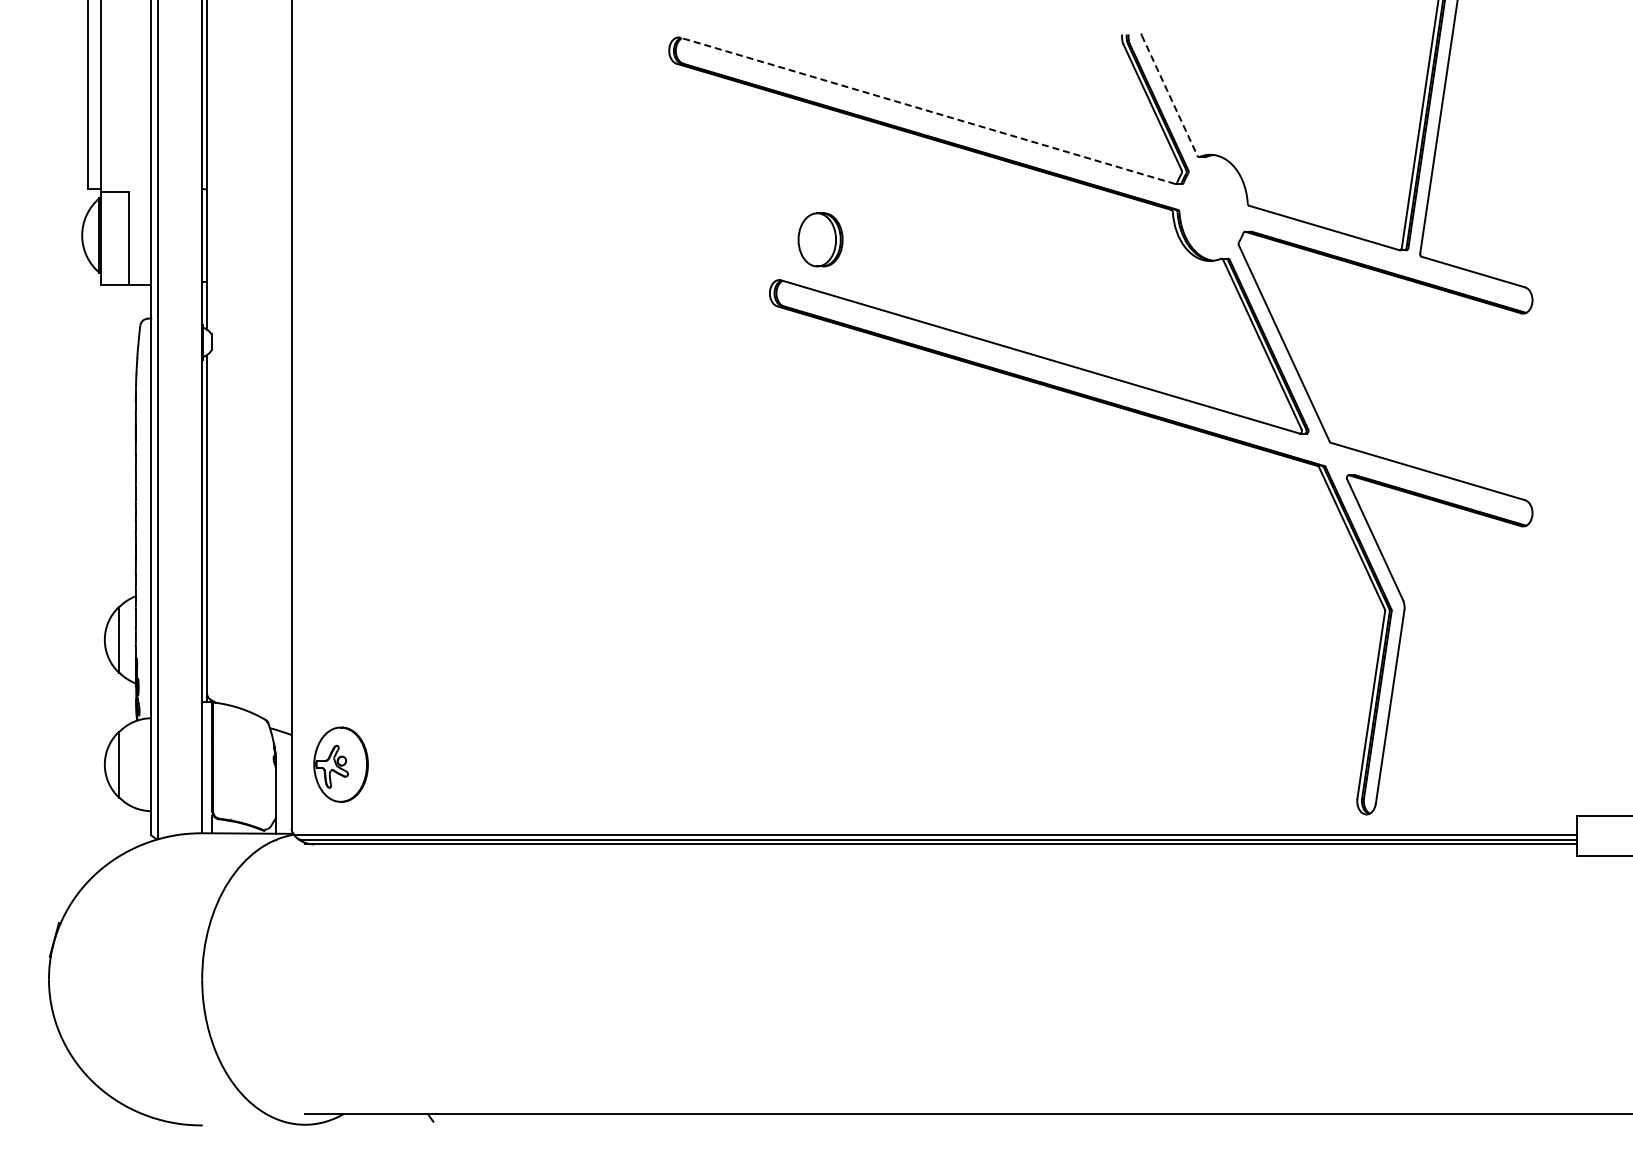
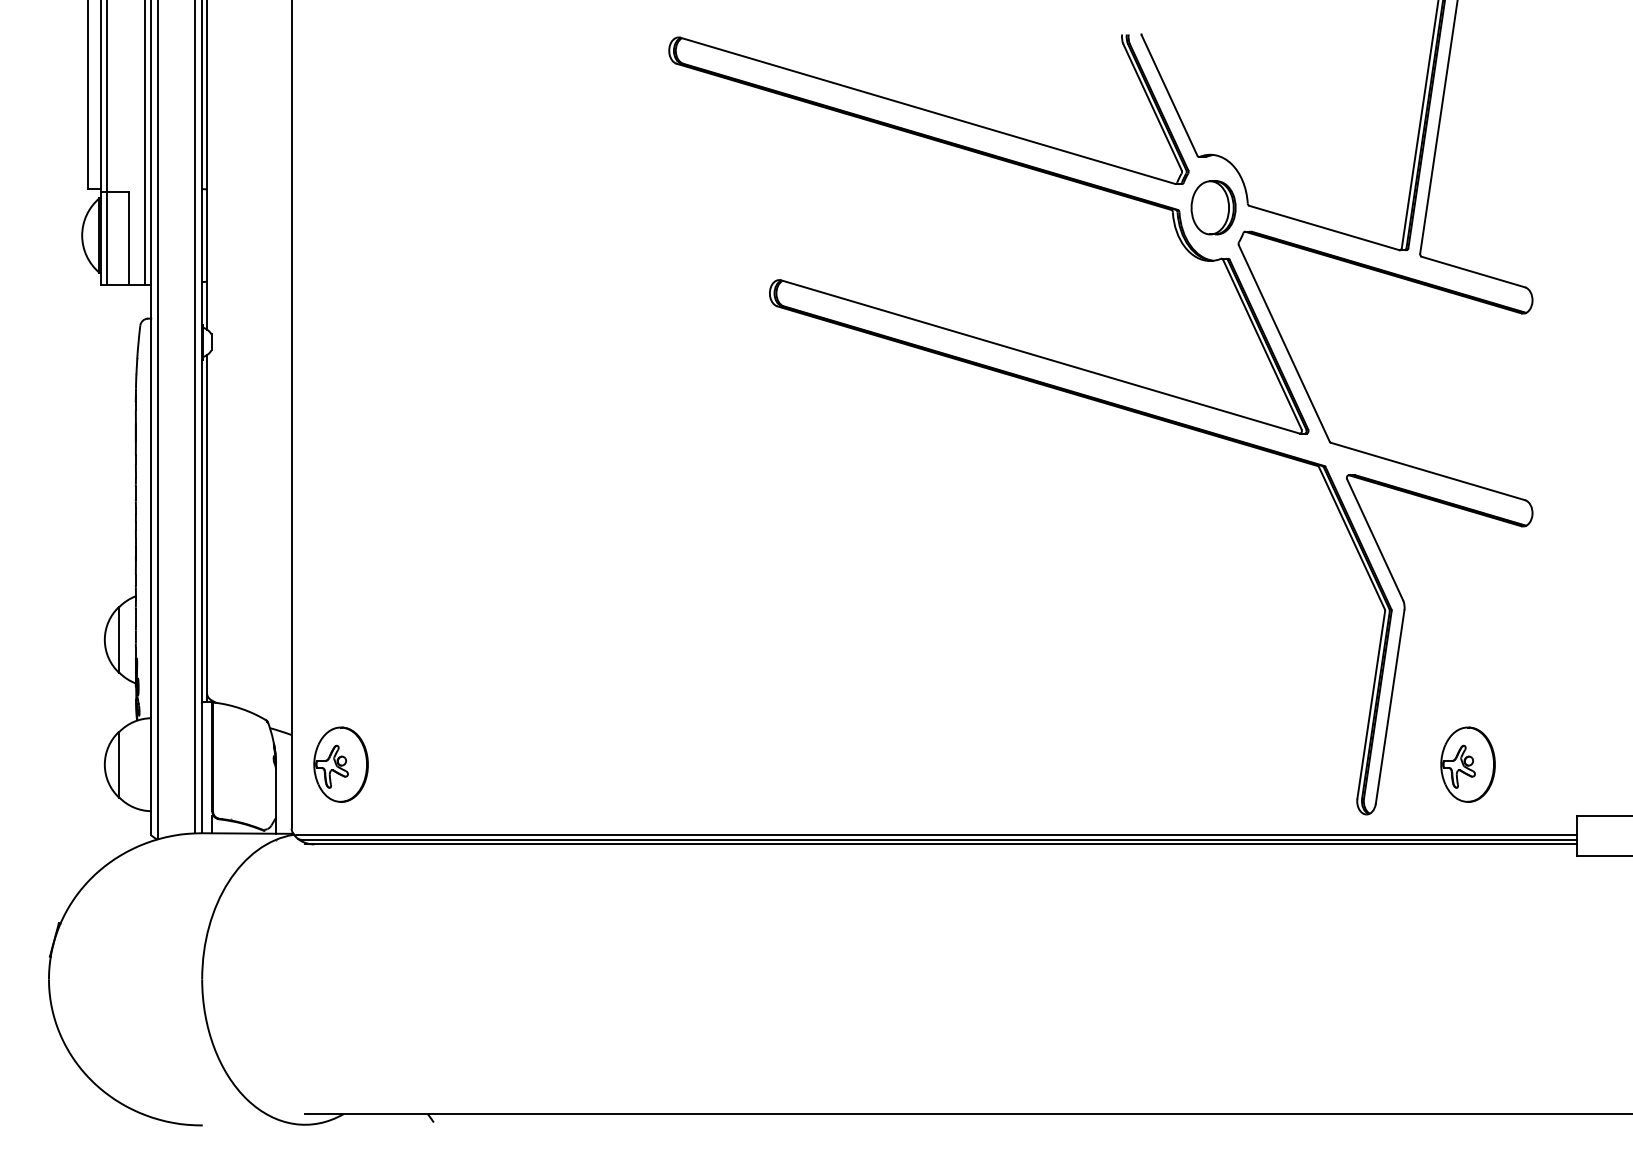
line: dashed -> solid (1169, 96)
line: dashed -> solid (927, 110)
line: none -> present (107, 143)
line: none -> present (144, 143)
part position: (820, 239) -> (1213, 207) (1213, 207)
line: none -> present (195, 417)
part: none -> present (1467, 764)
